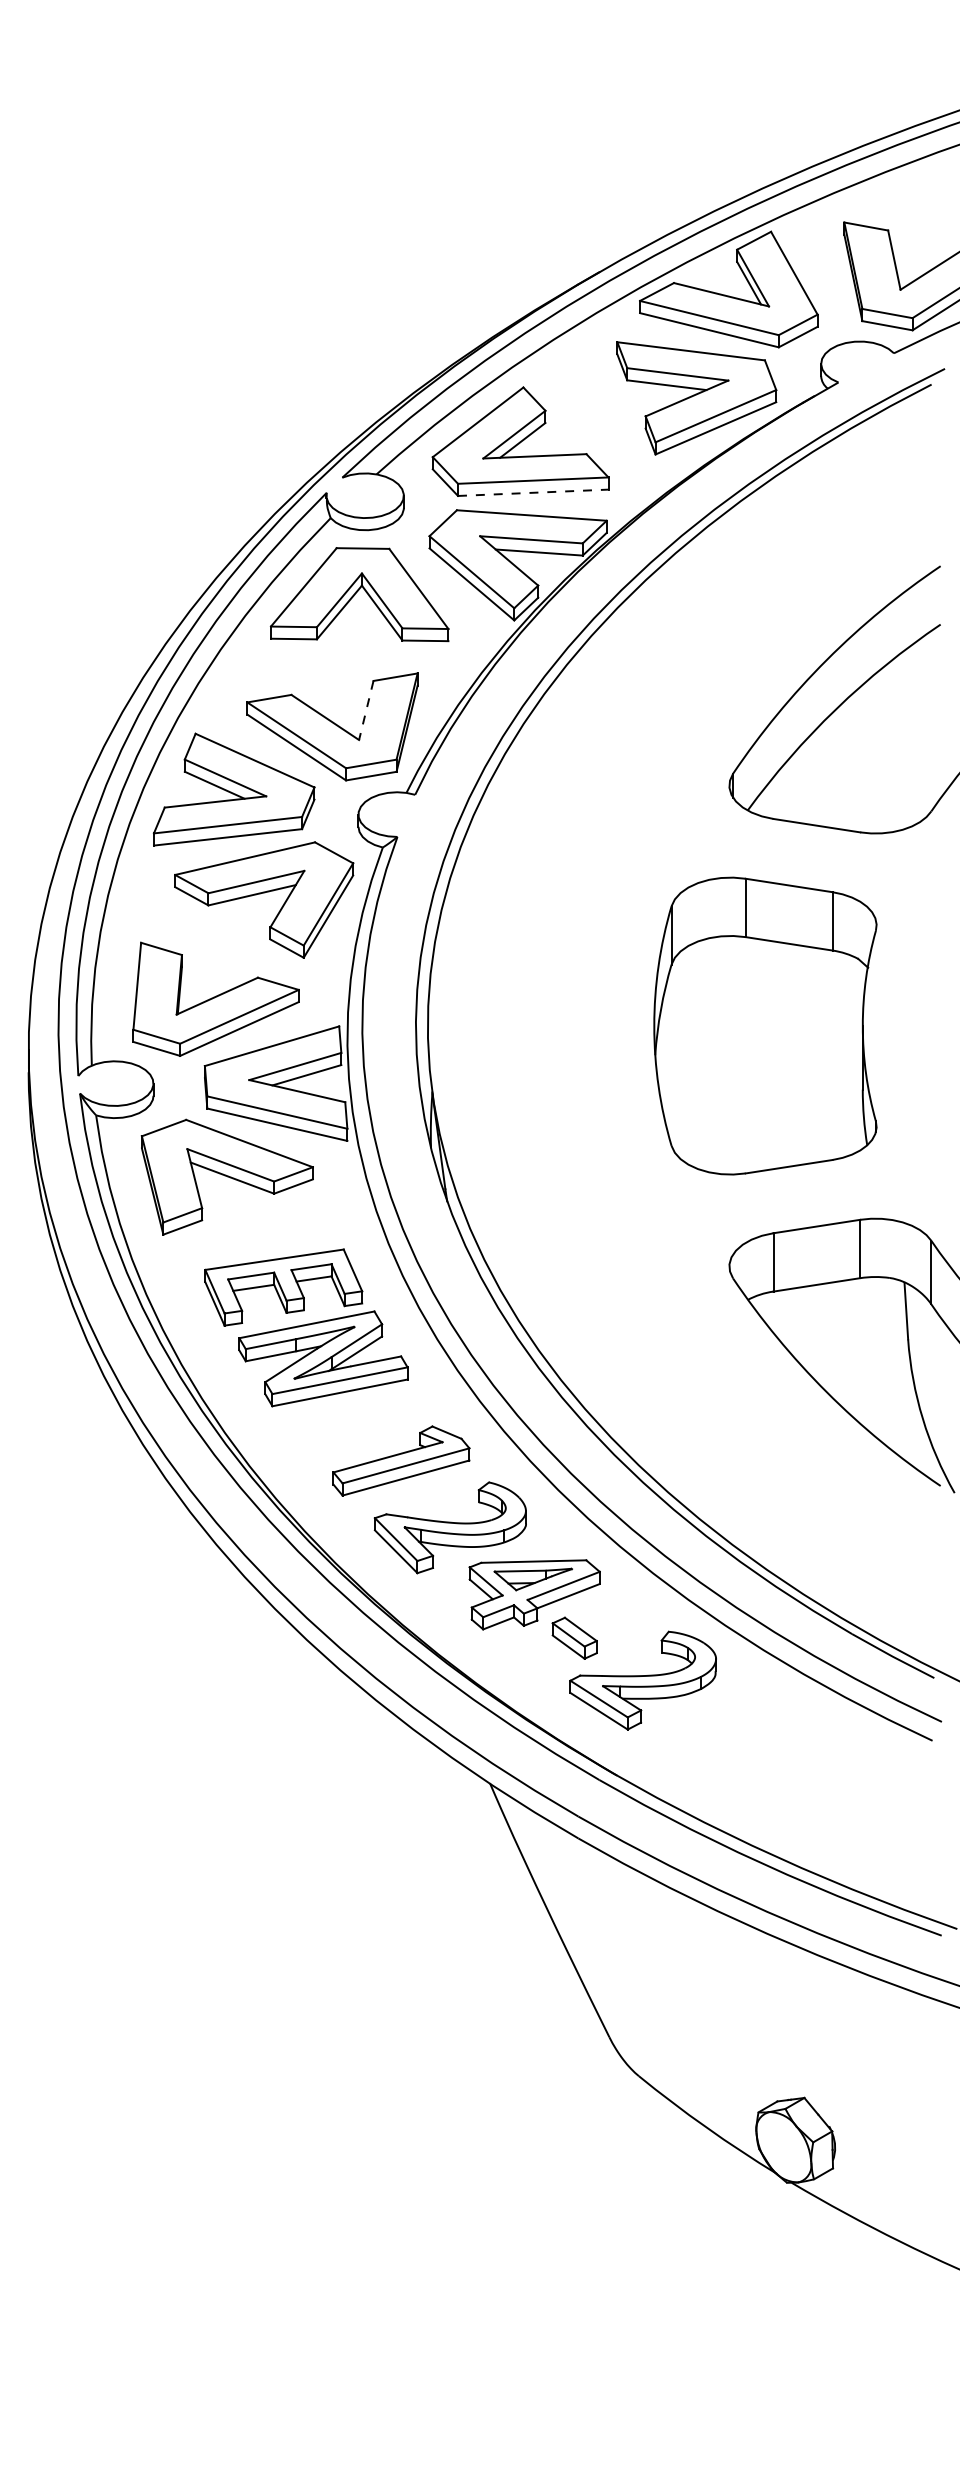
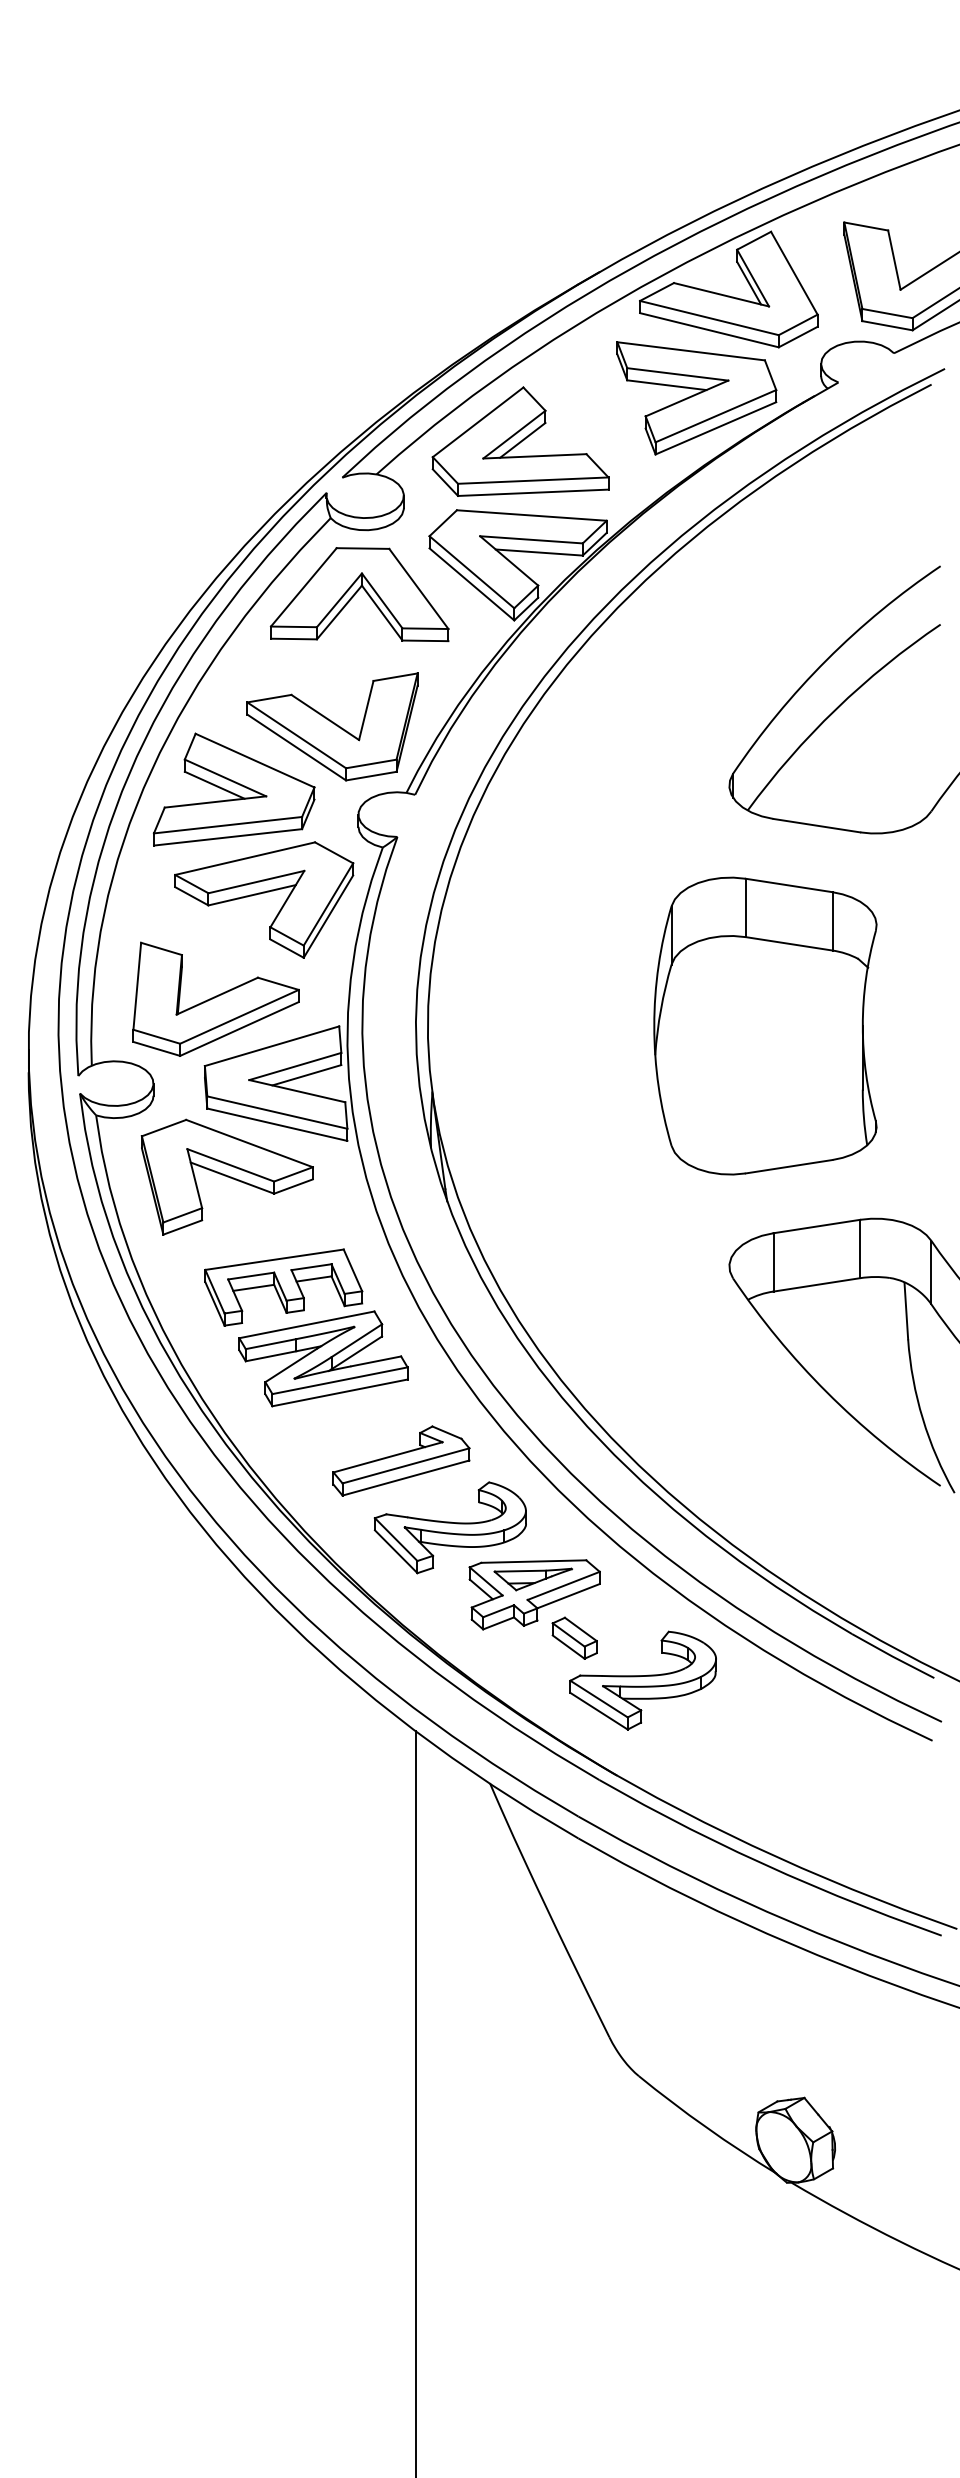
line: dashed -> solid (533, 492)
line: dashed -> solid (366, 710)
line: none -> present (415, 2102)
